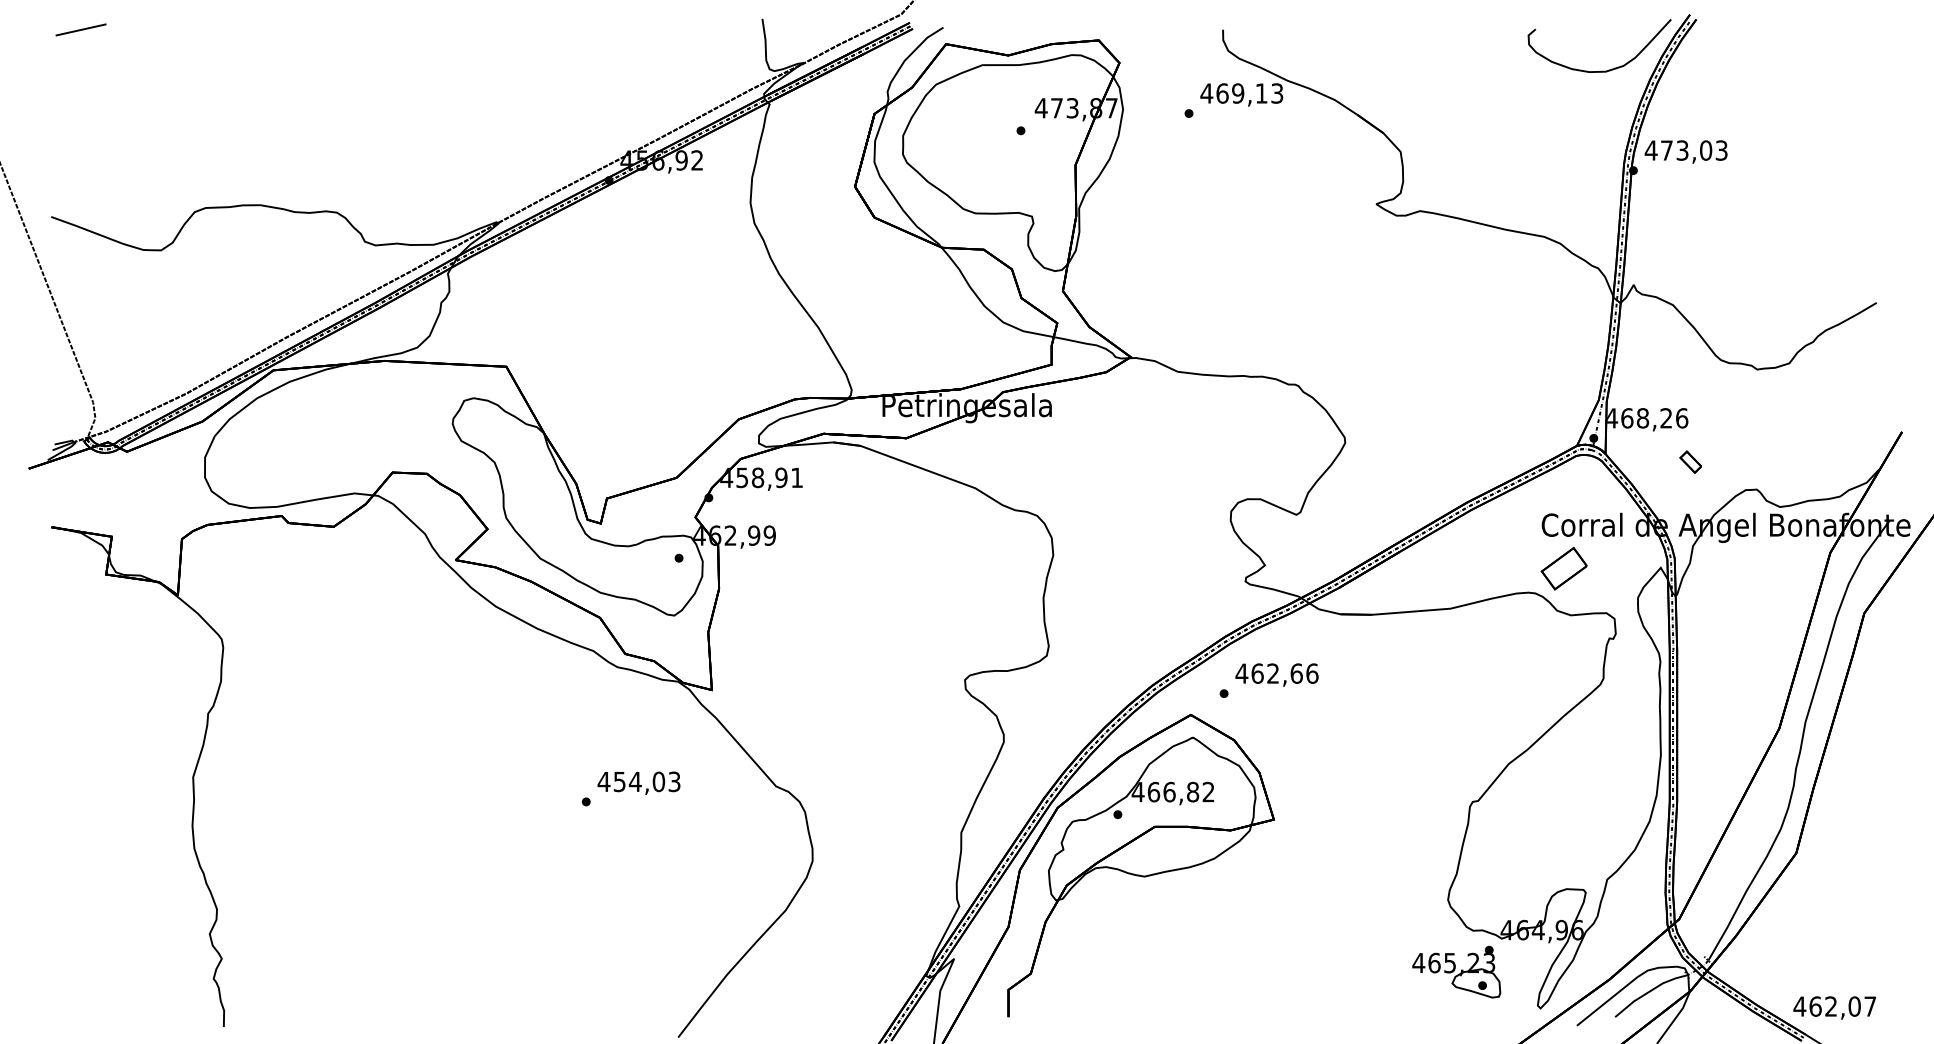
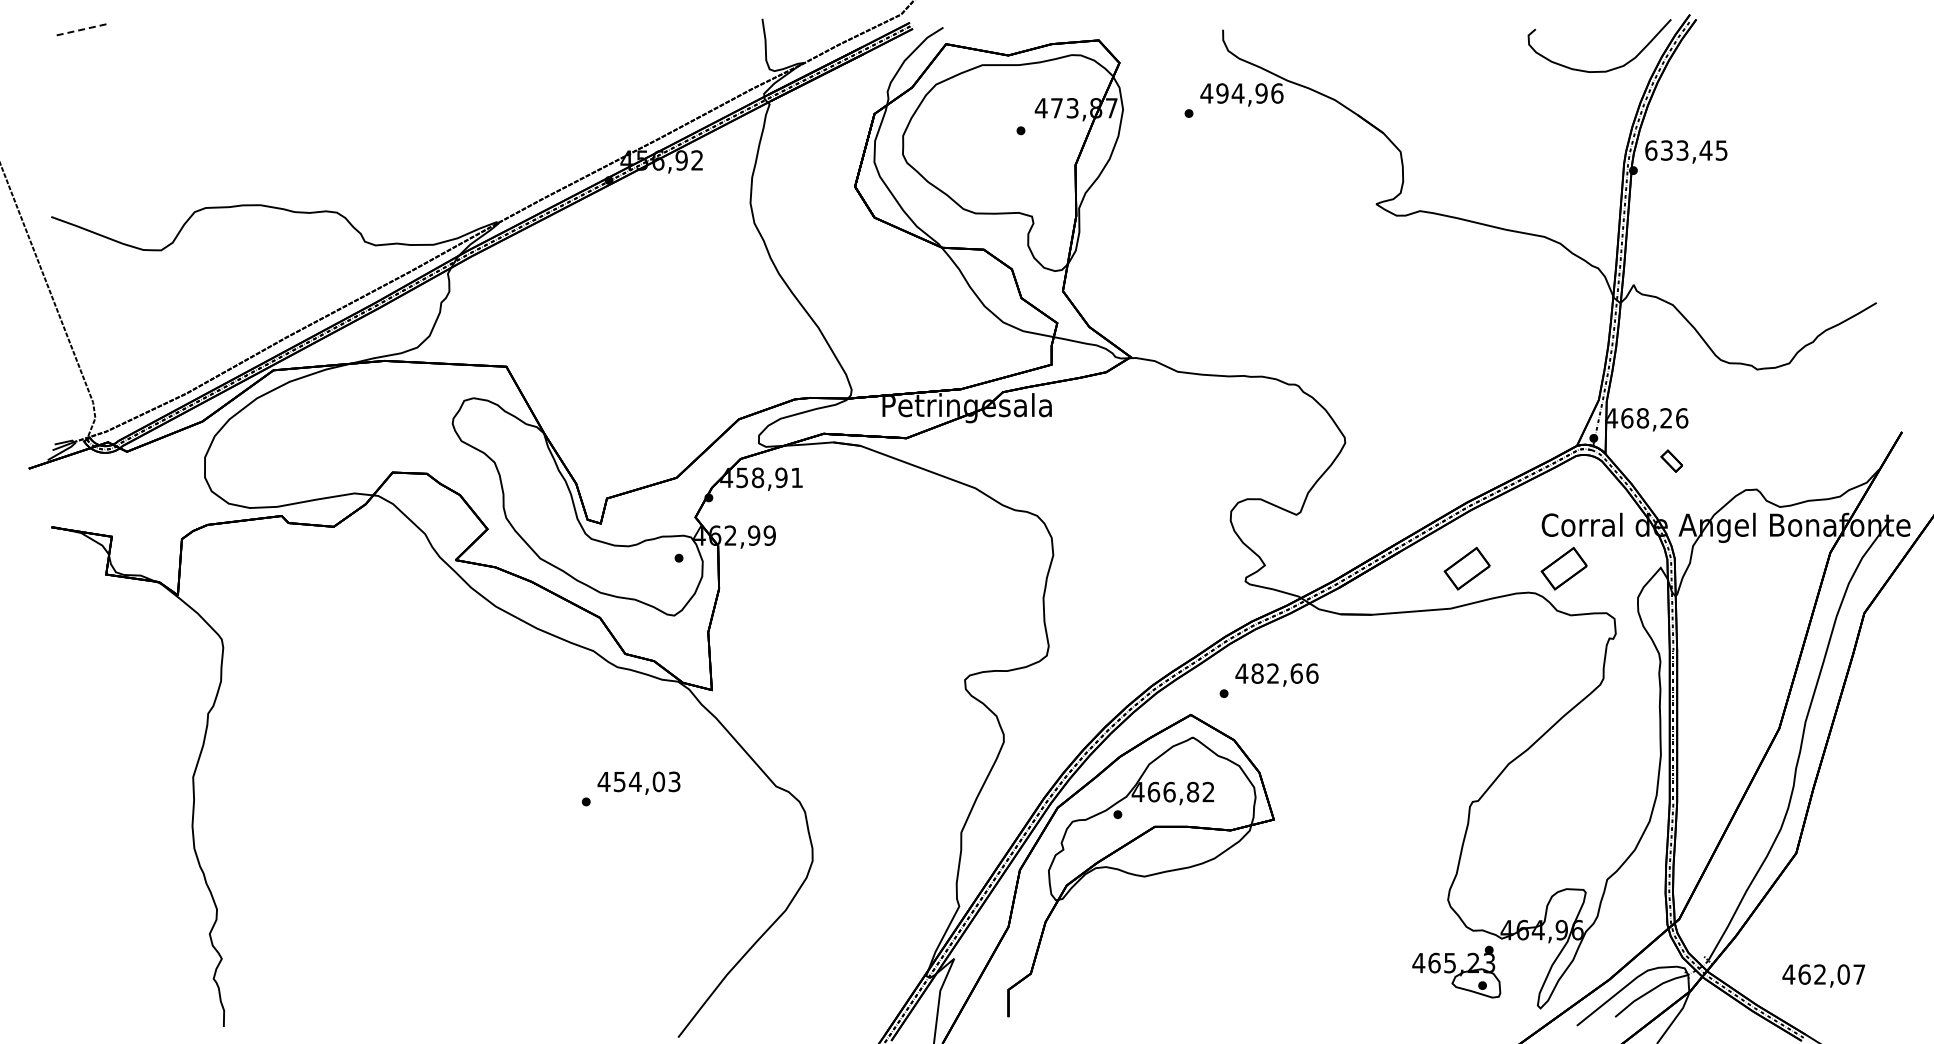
line: solid -> dashed (80, 30)
text: 469,13 -> 494,96 (1249, 93)
text: 473,03 -> 633,45 (1685, 150)
part position: (1690, 461) -> (1671, 460) (1671, 460)
part: none -> present (1466, 568)
text: 462,66 -> 482,66 (1257, 673)
text position: (1834, 1007) -> (1823, 975) (1823, 975)
